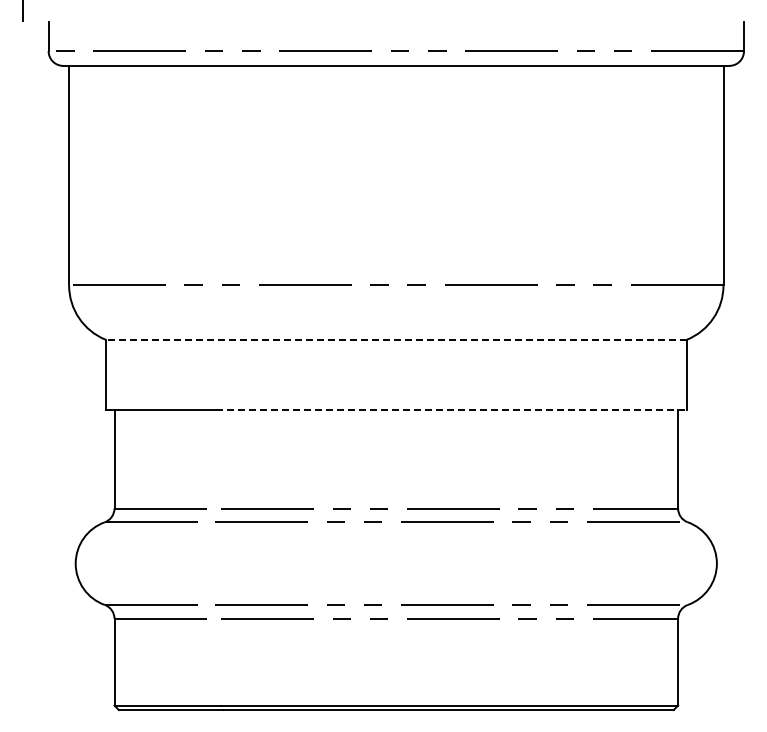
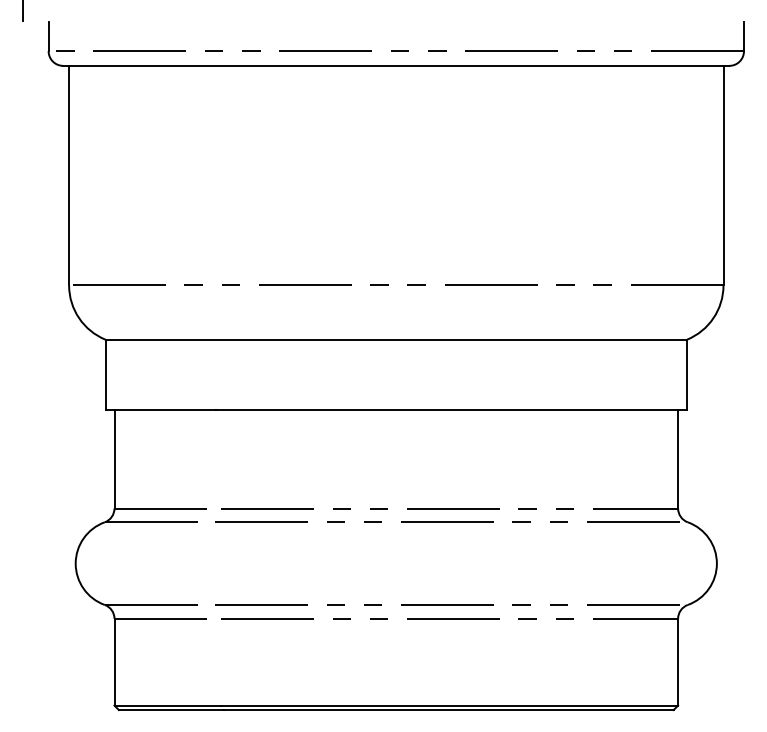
line: dashed -> solid (396, 339)
line: dashed -> solid (451, 409)
